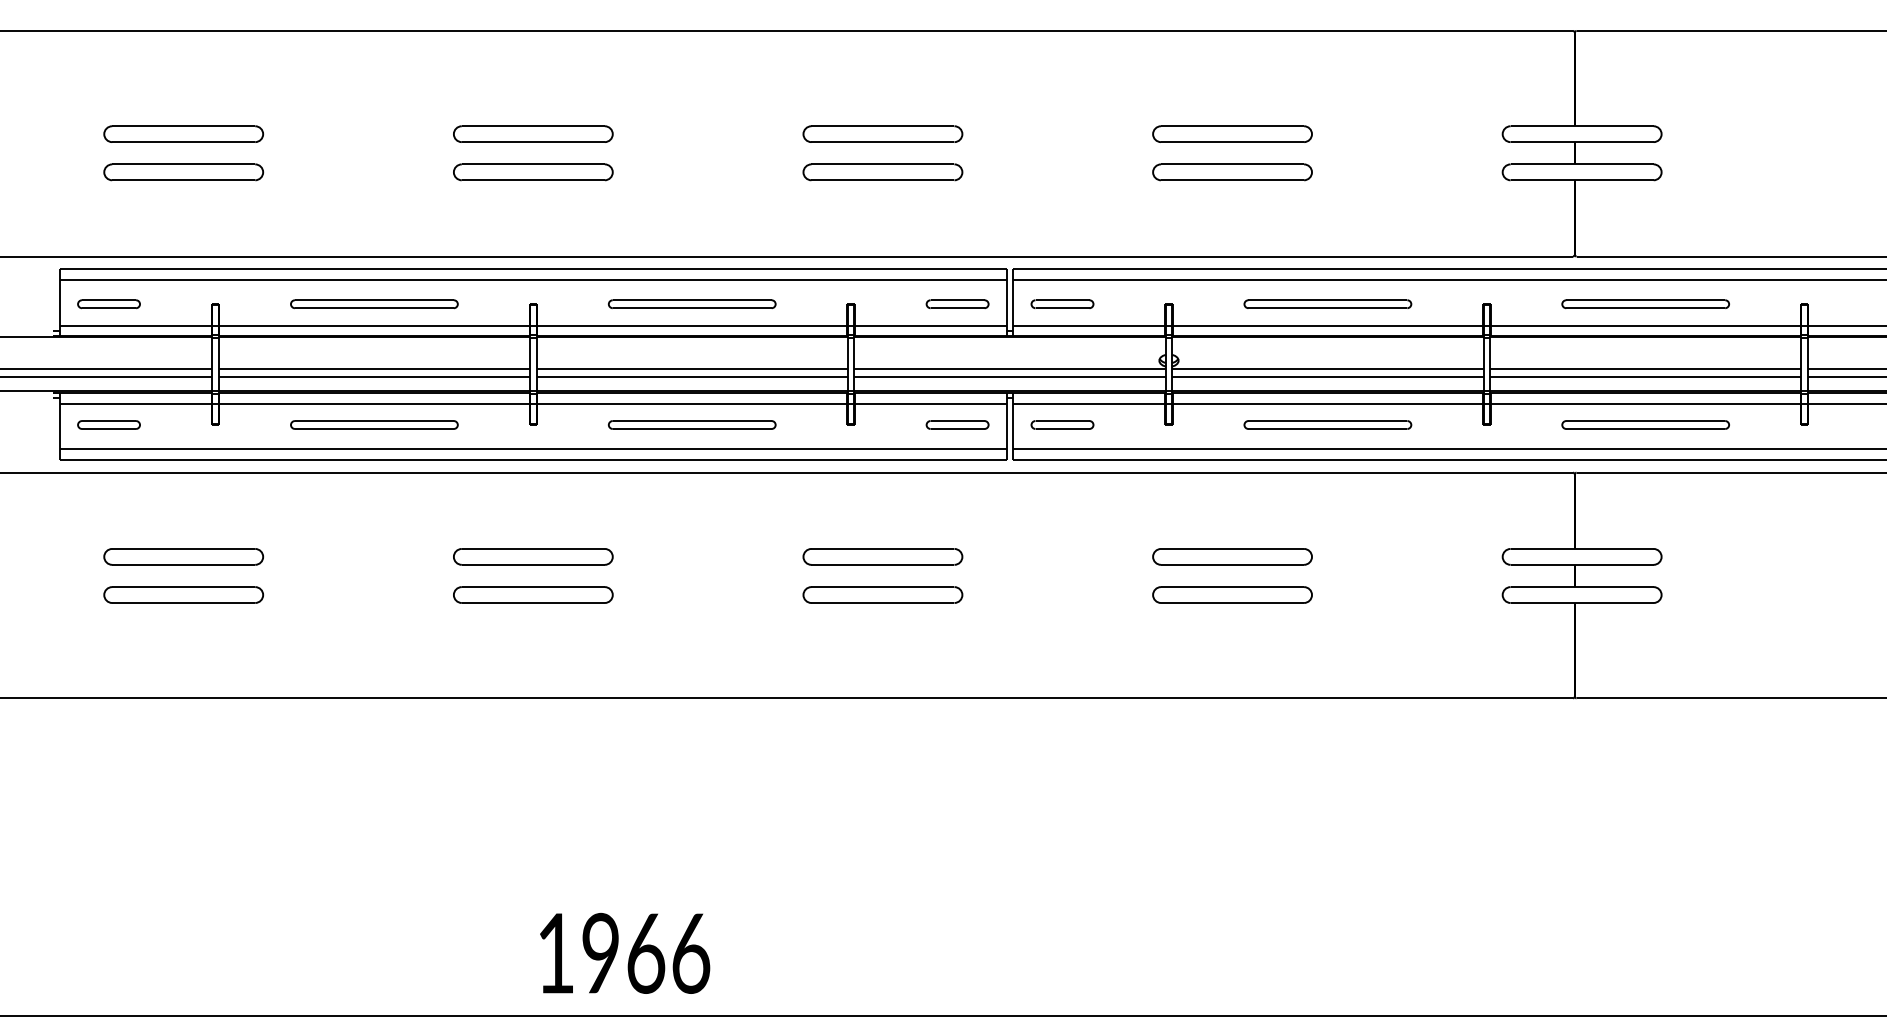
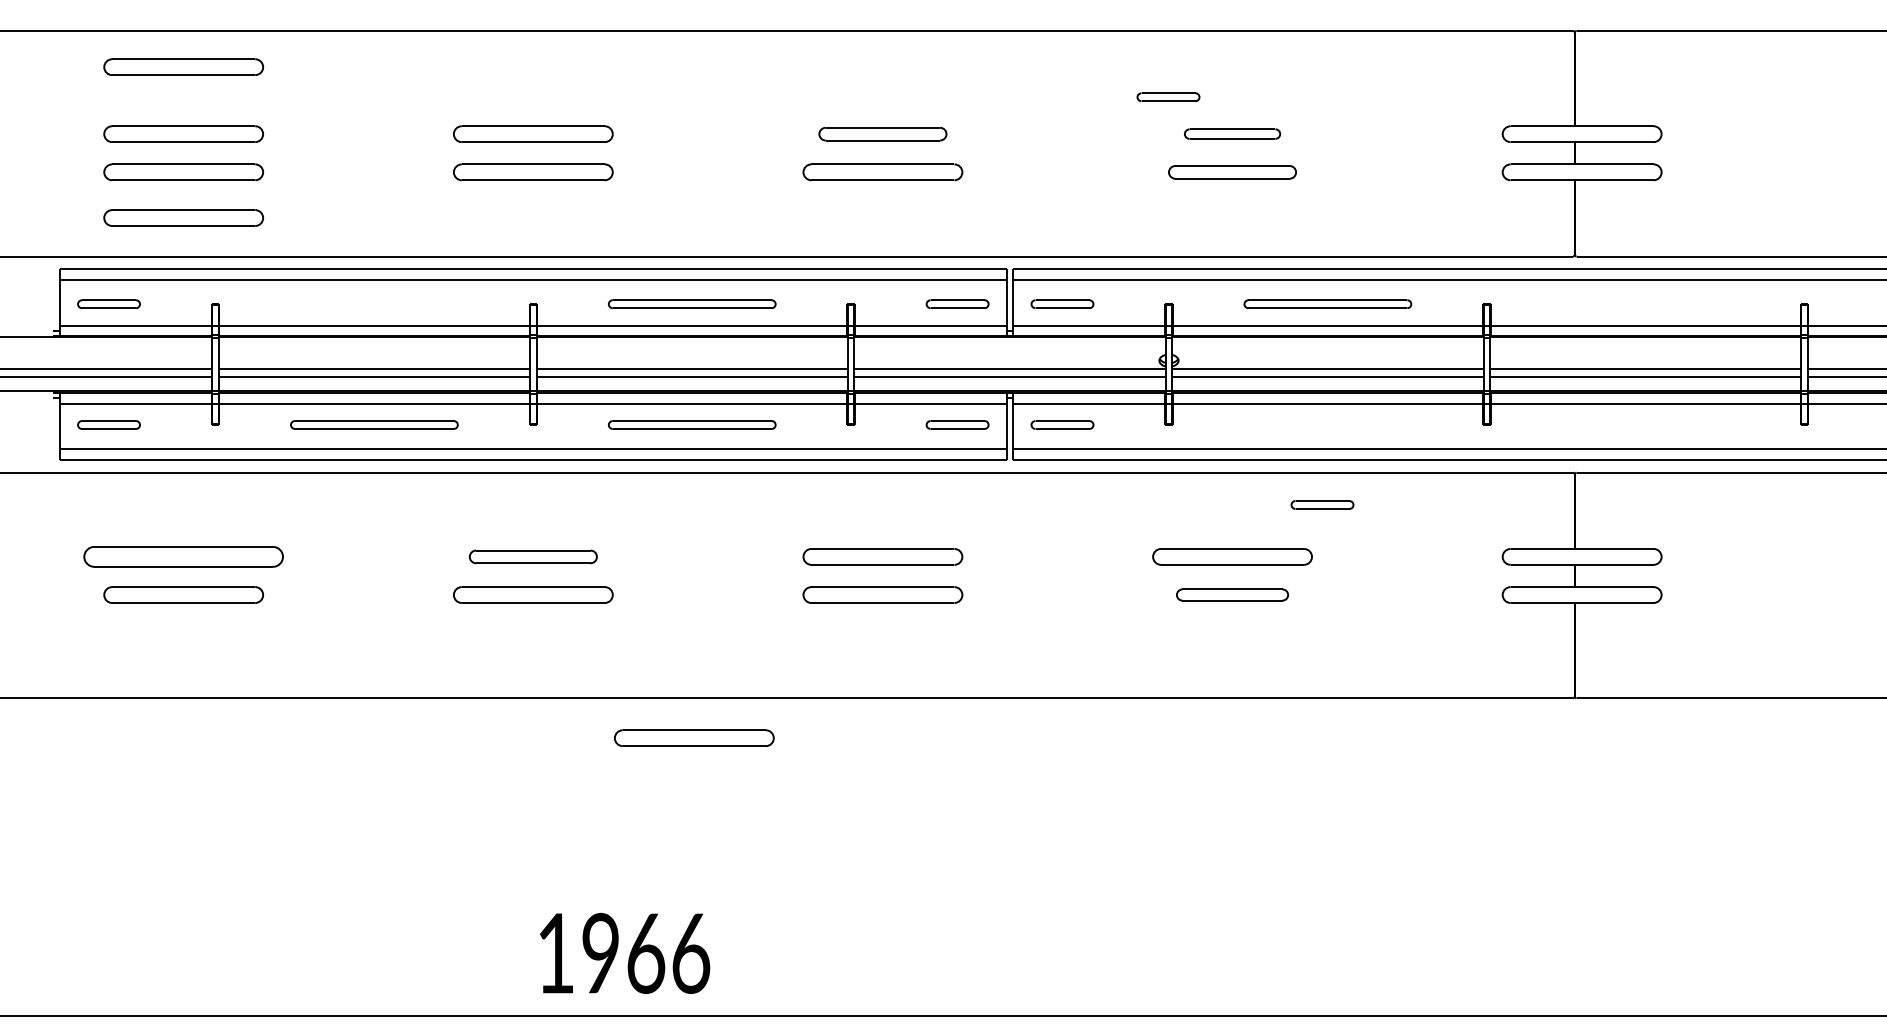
part: none -> present (183, 66)
part: none -> present (1168, 96)
part size: 162x18 px -> 130x15 px (882, 134)
part size: 161x18 px -> 98x12 px (1232, 133)
part size: 161x19 px -> 129x15 px (1232, 172)
part: none -> present (183, 217)
part: present -> none (1645, 303)
part: present -> none (374, 304)
part: present -> none (1327, 424)
part: present -> none (1645, 424)
part: none -> present (1322, 504)
part size: 162x18 px -> 201x22 px (183, 556)
part size: 161x18 px -> 130x16 px (532, 556)
part size: 161x18 px -> 113x14 px (1232, 594)
part: none -> present (694, 737)
